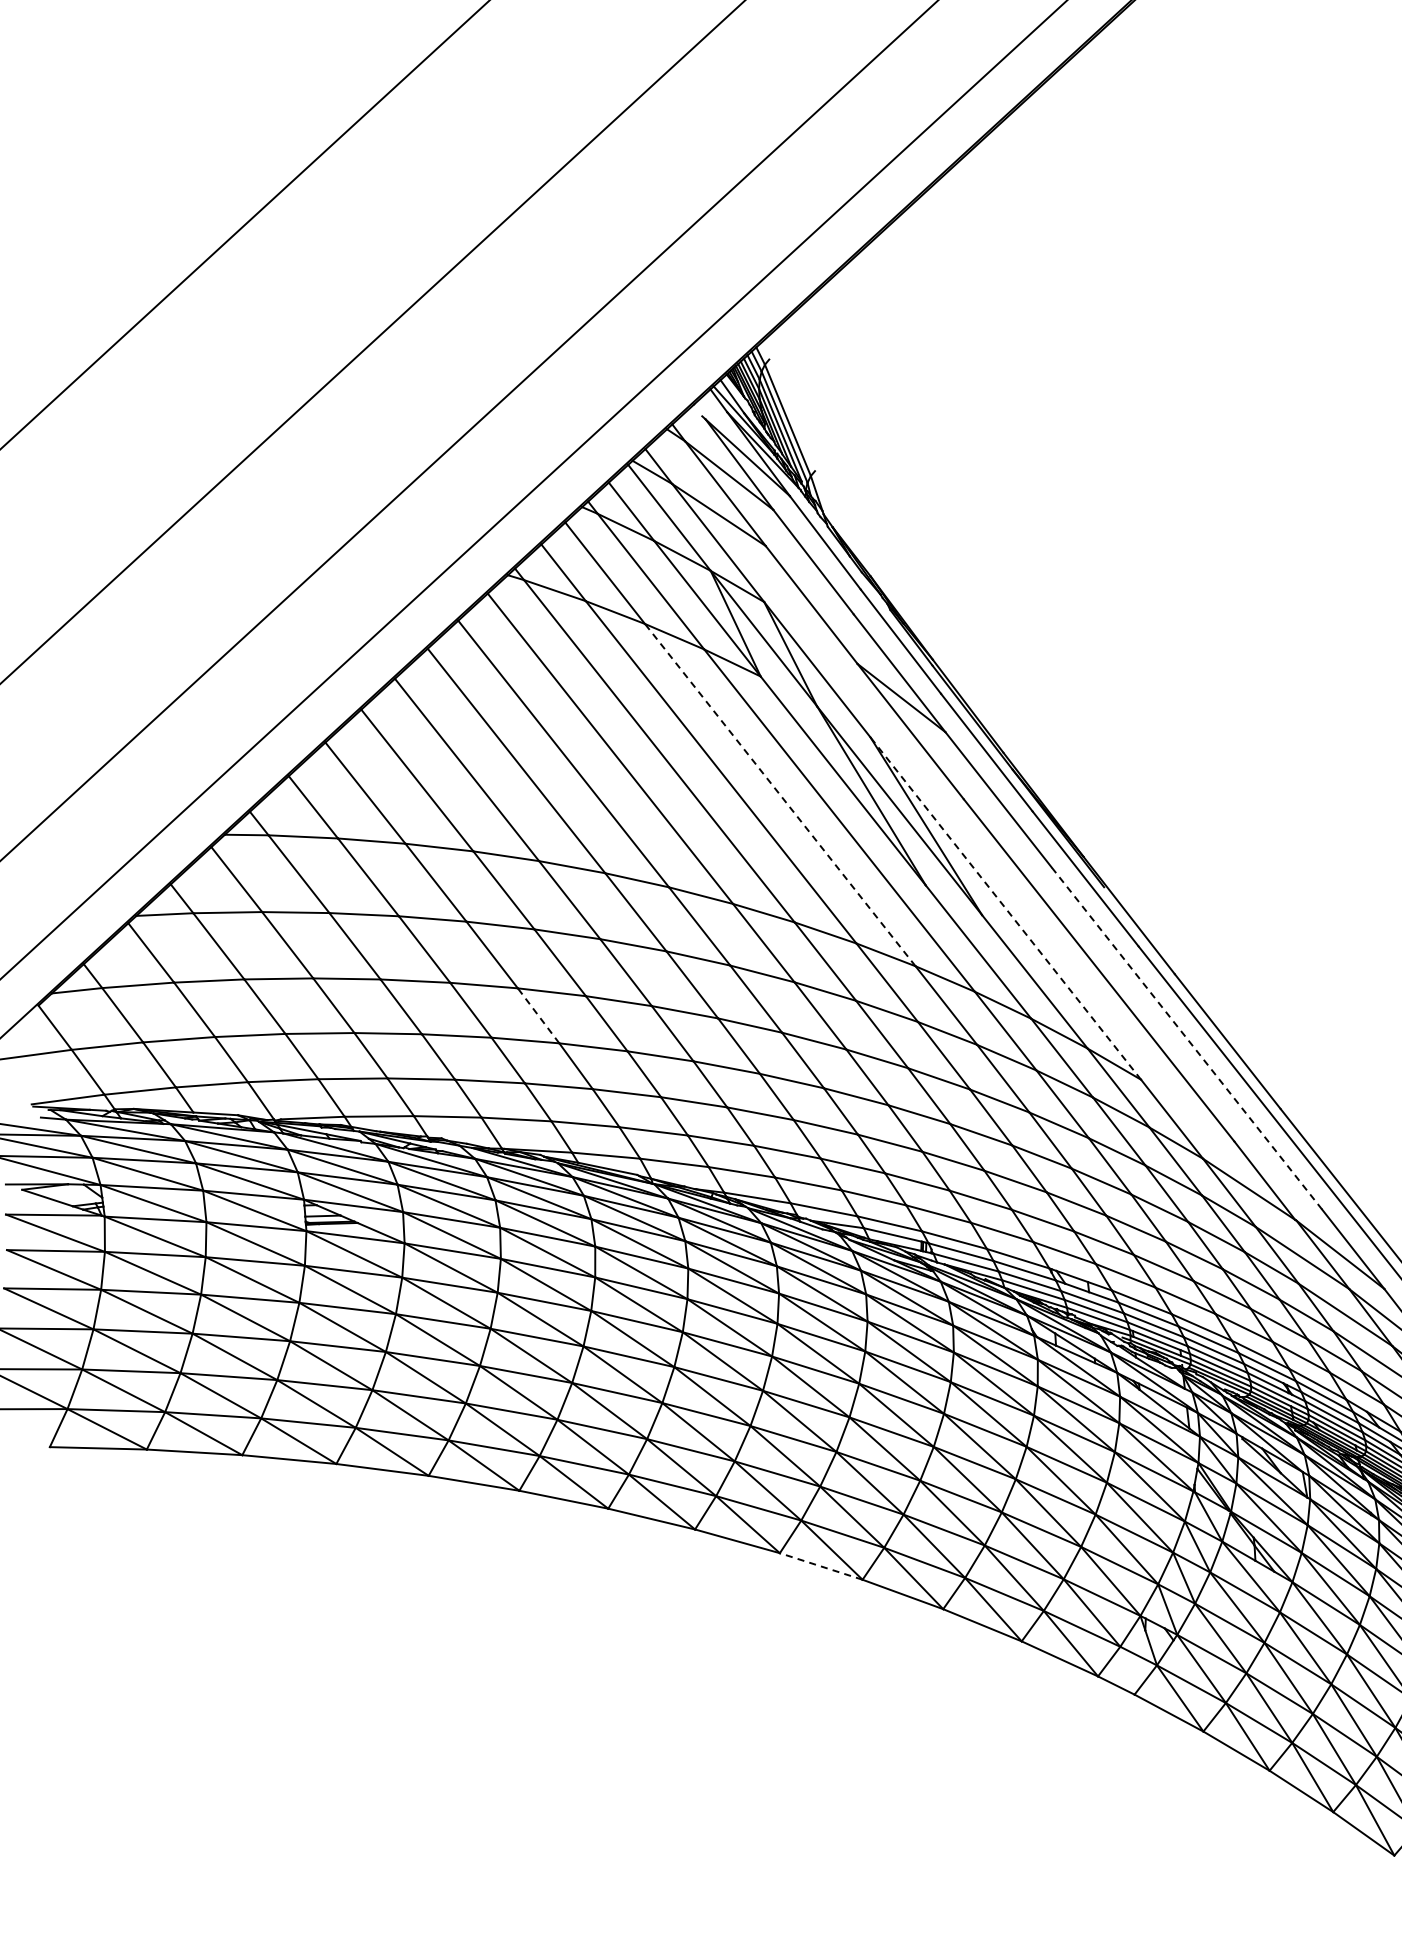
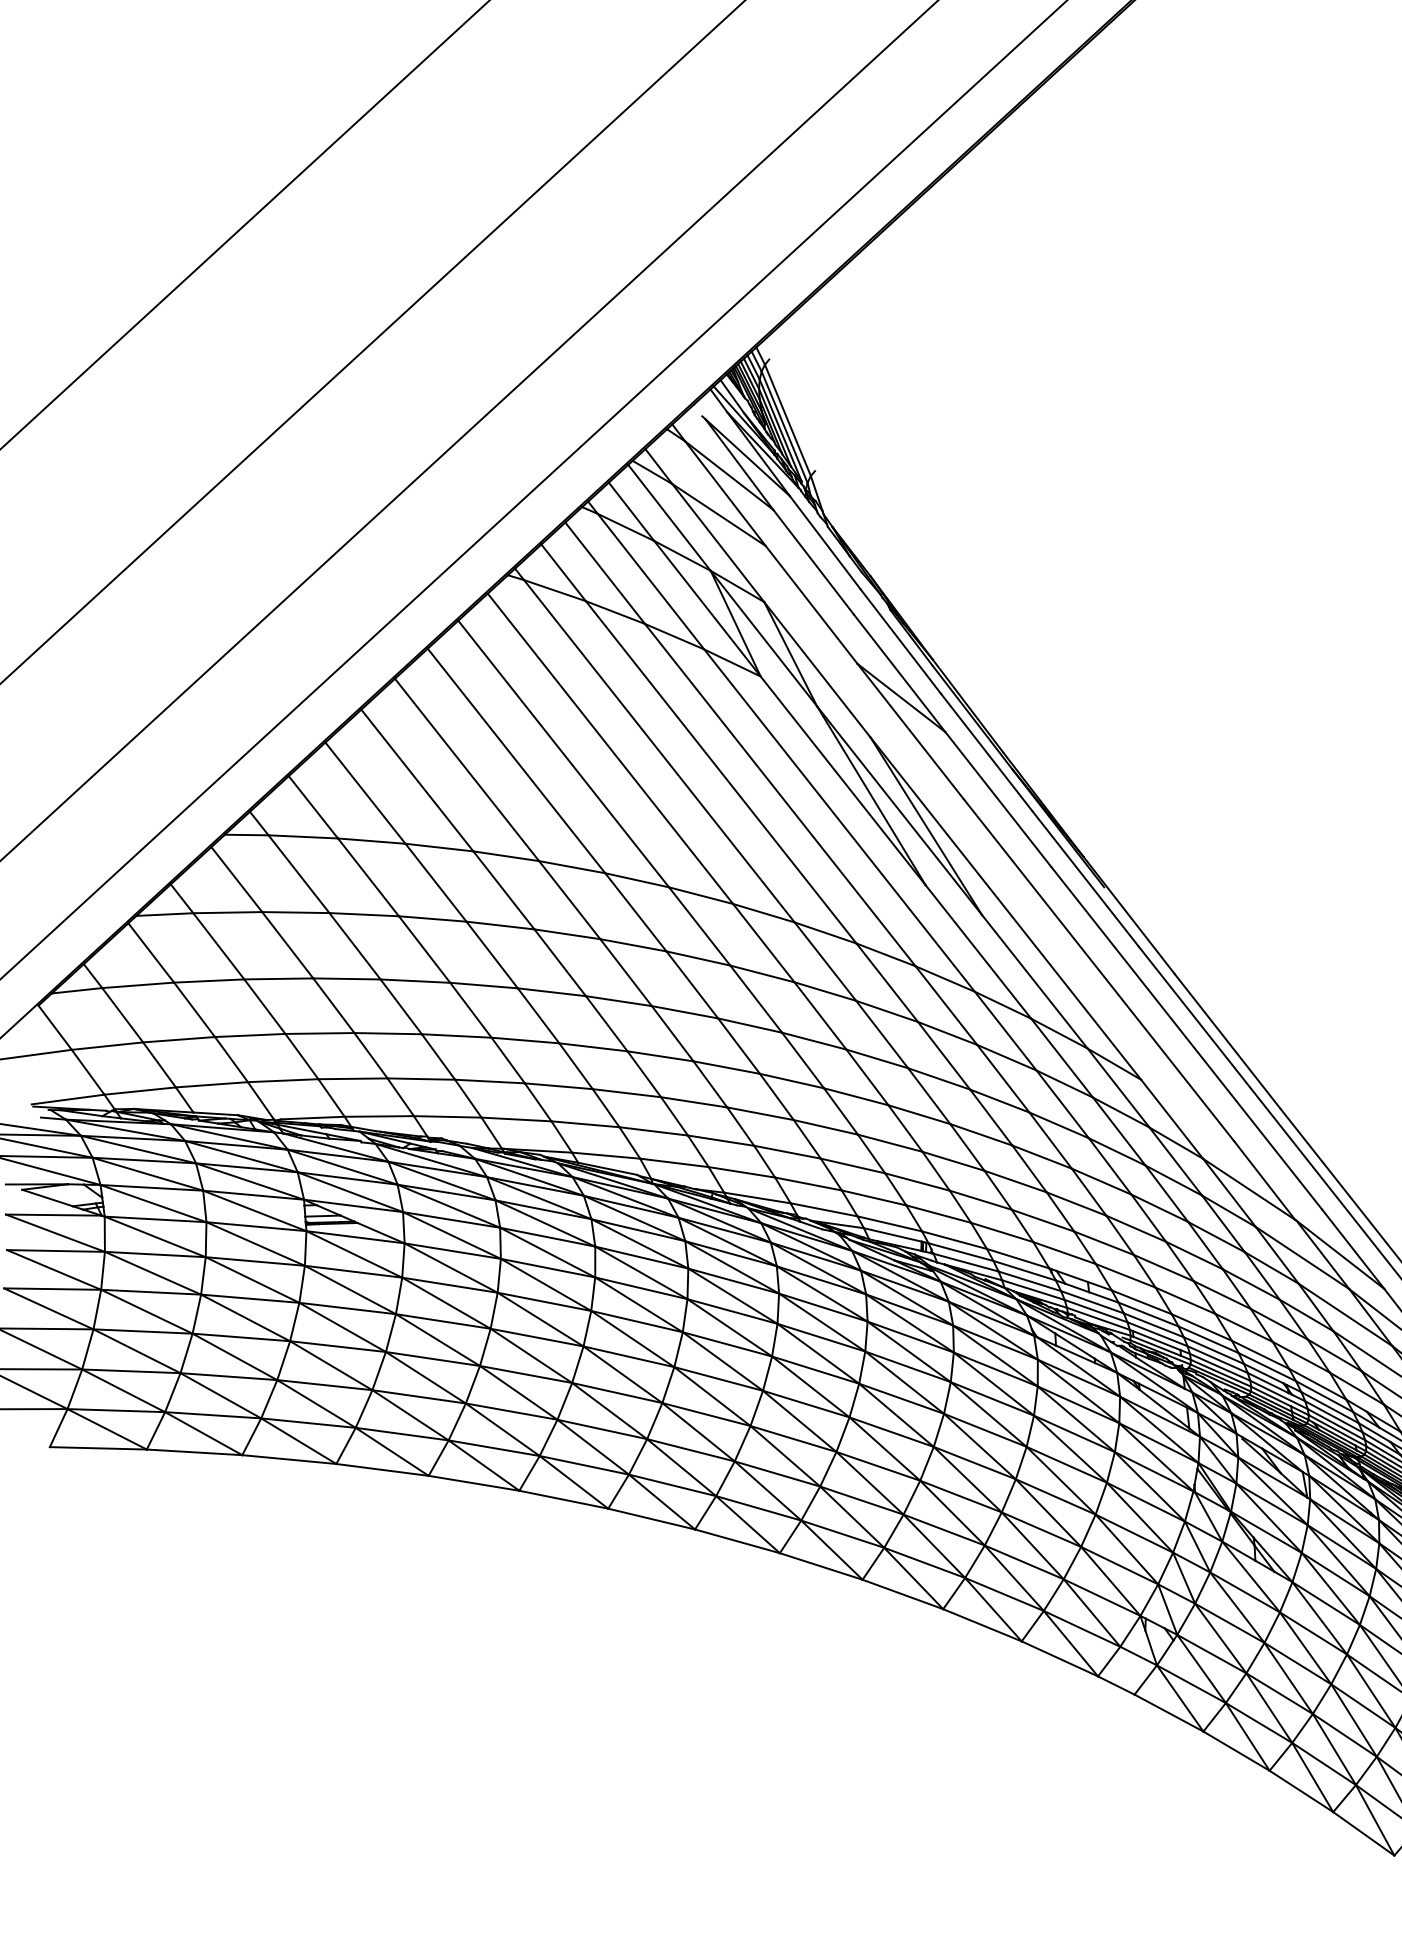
line: dashed -> solid (779, 794)
line: dashed -> solid (1005, 908)
line: dashed -> solid (538, 1015)
line: dashed -> solid (1186, 1038)
line: dashed -> solid (820, 1566)
